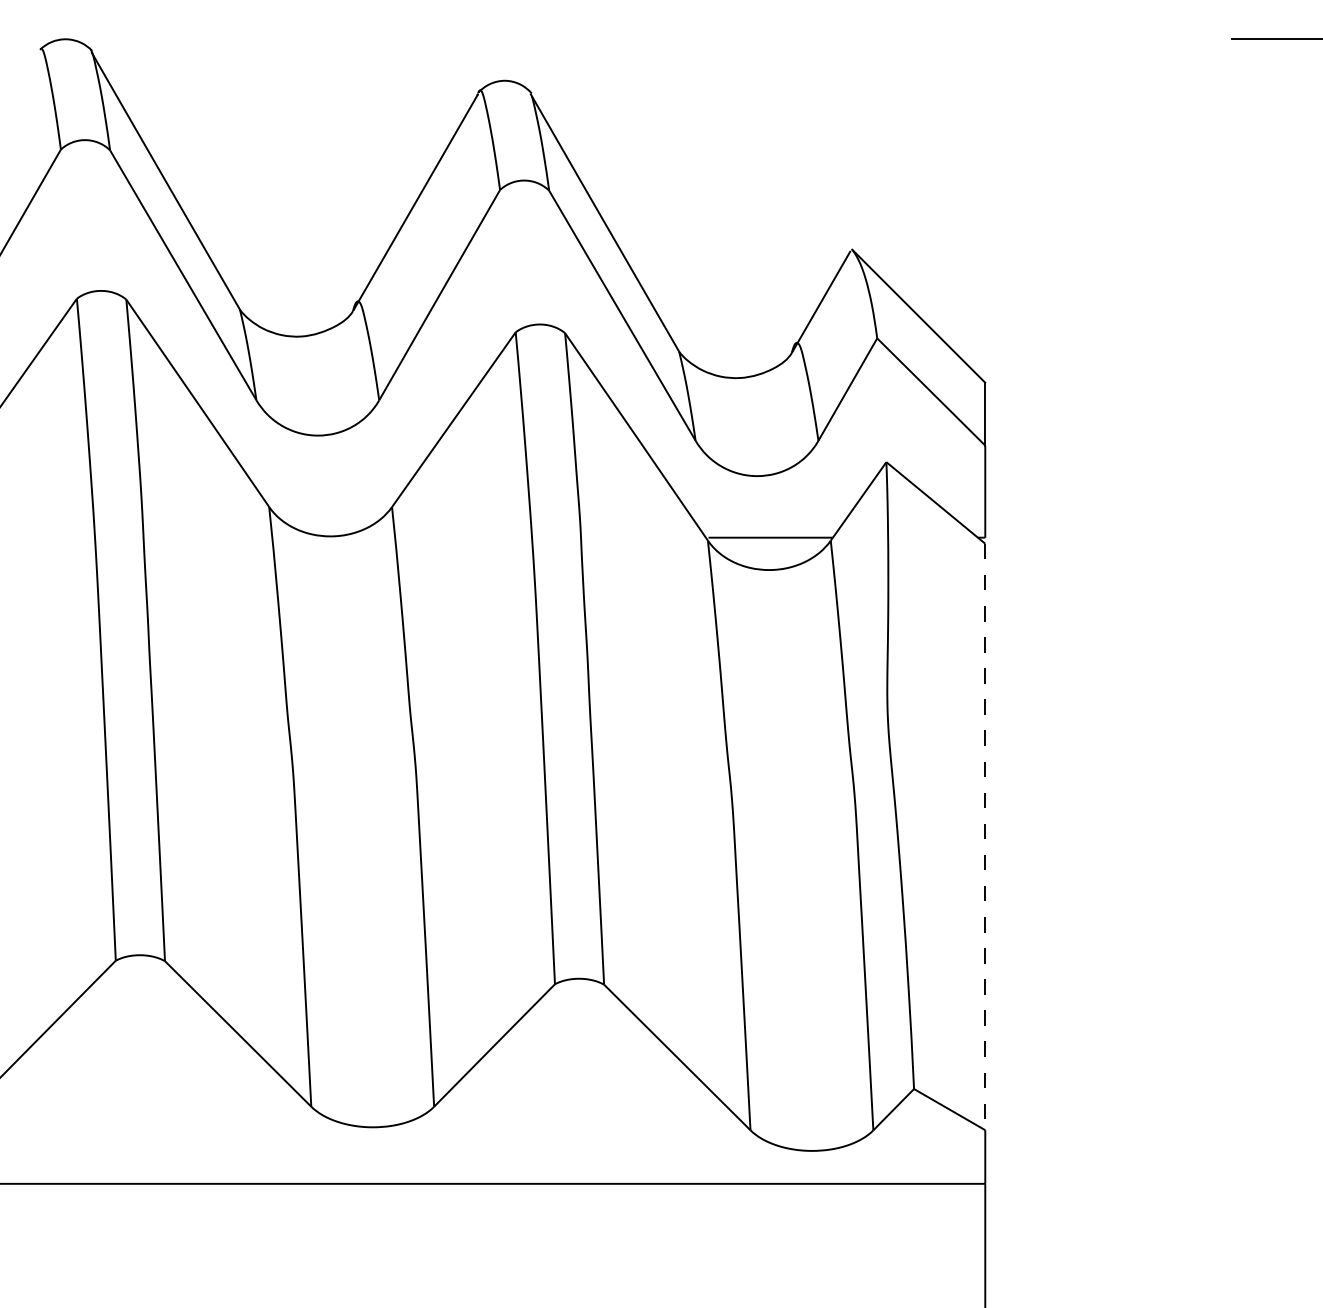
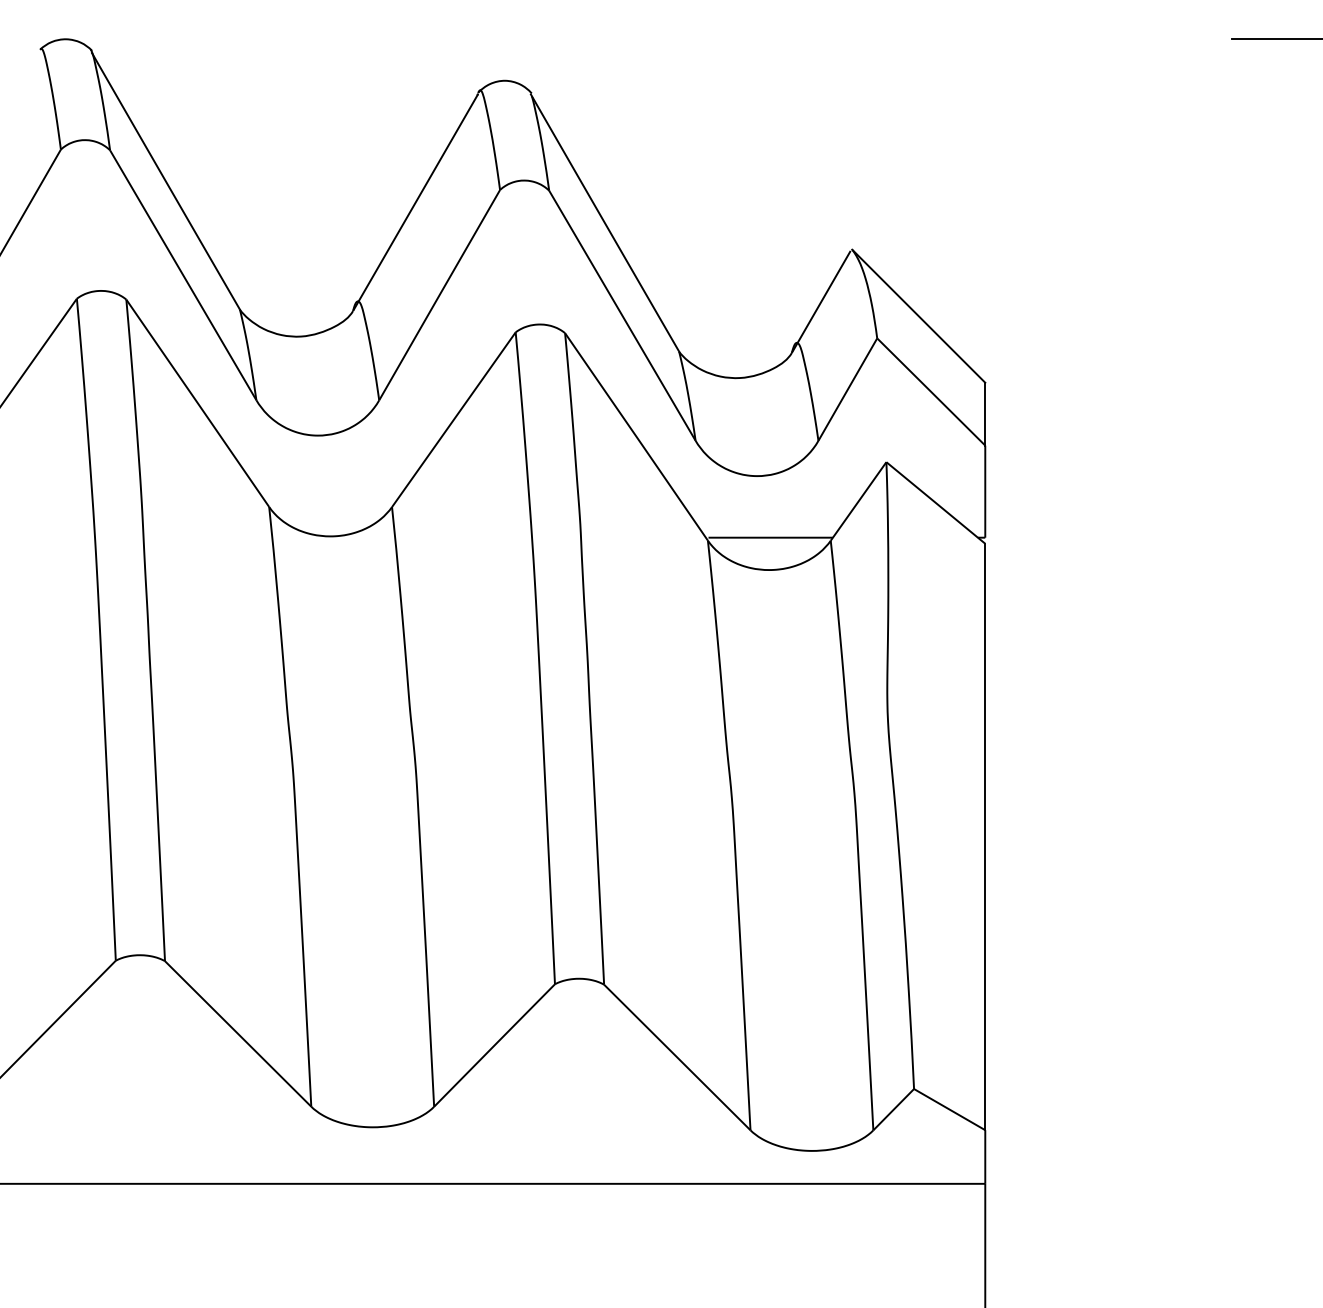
line: dashed -> solid (985, 837)
